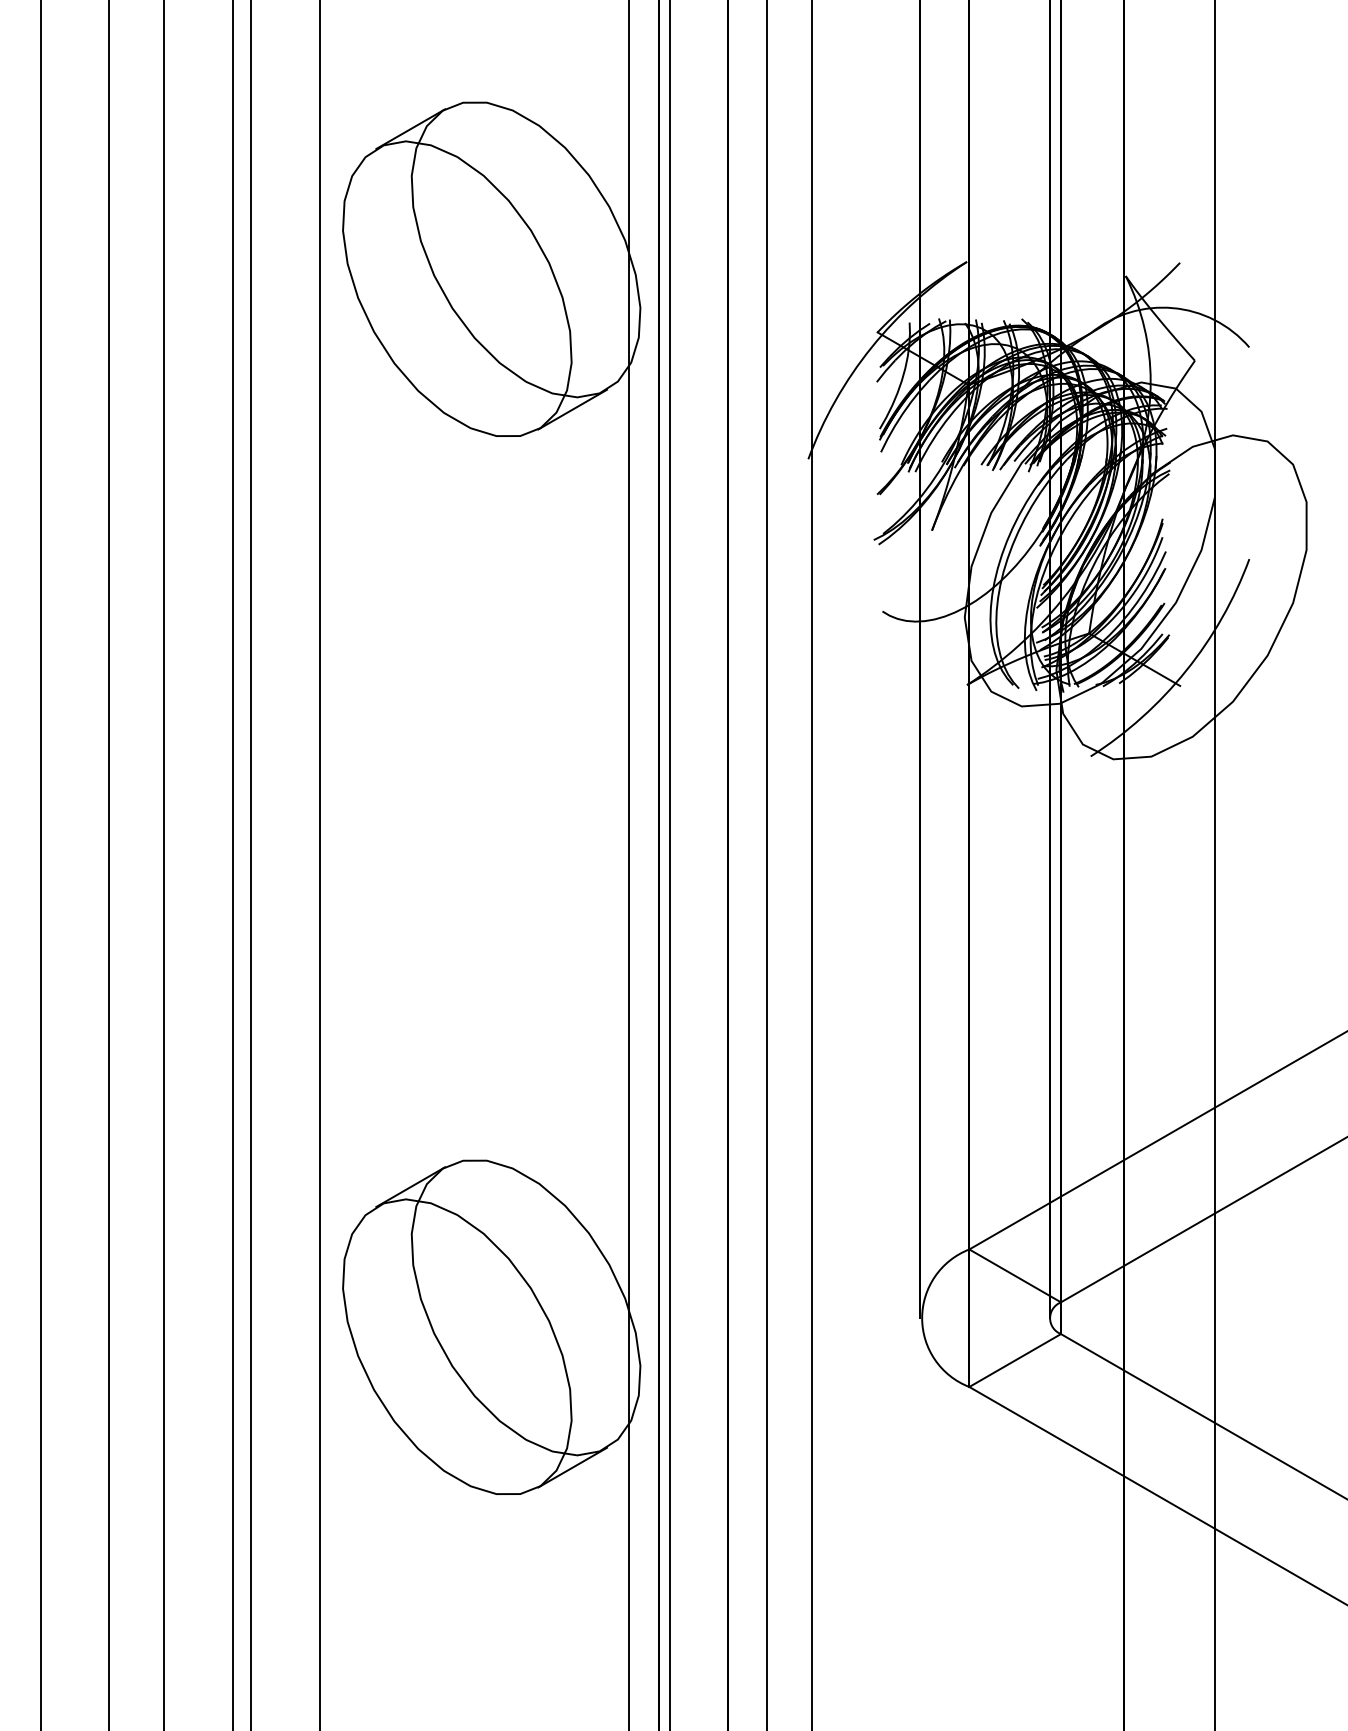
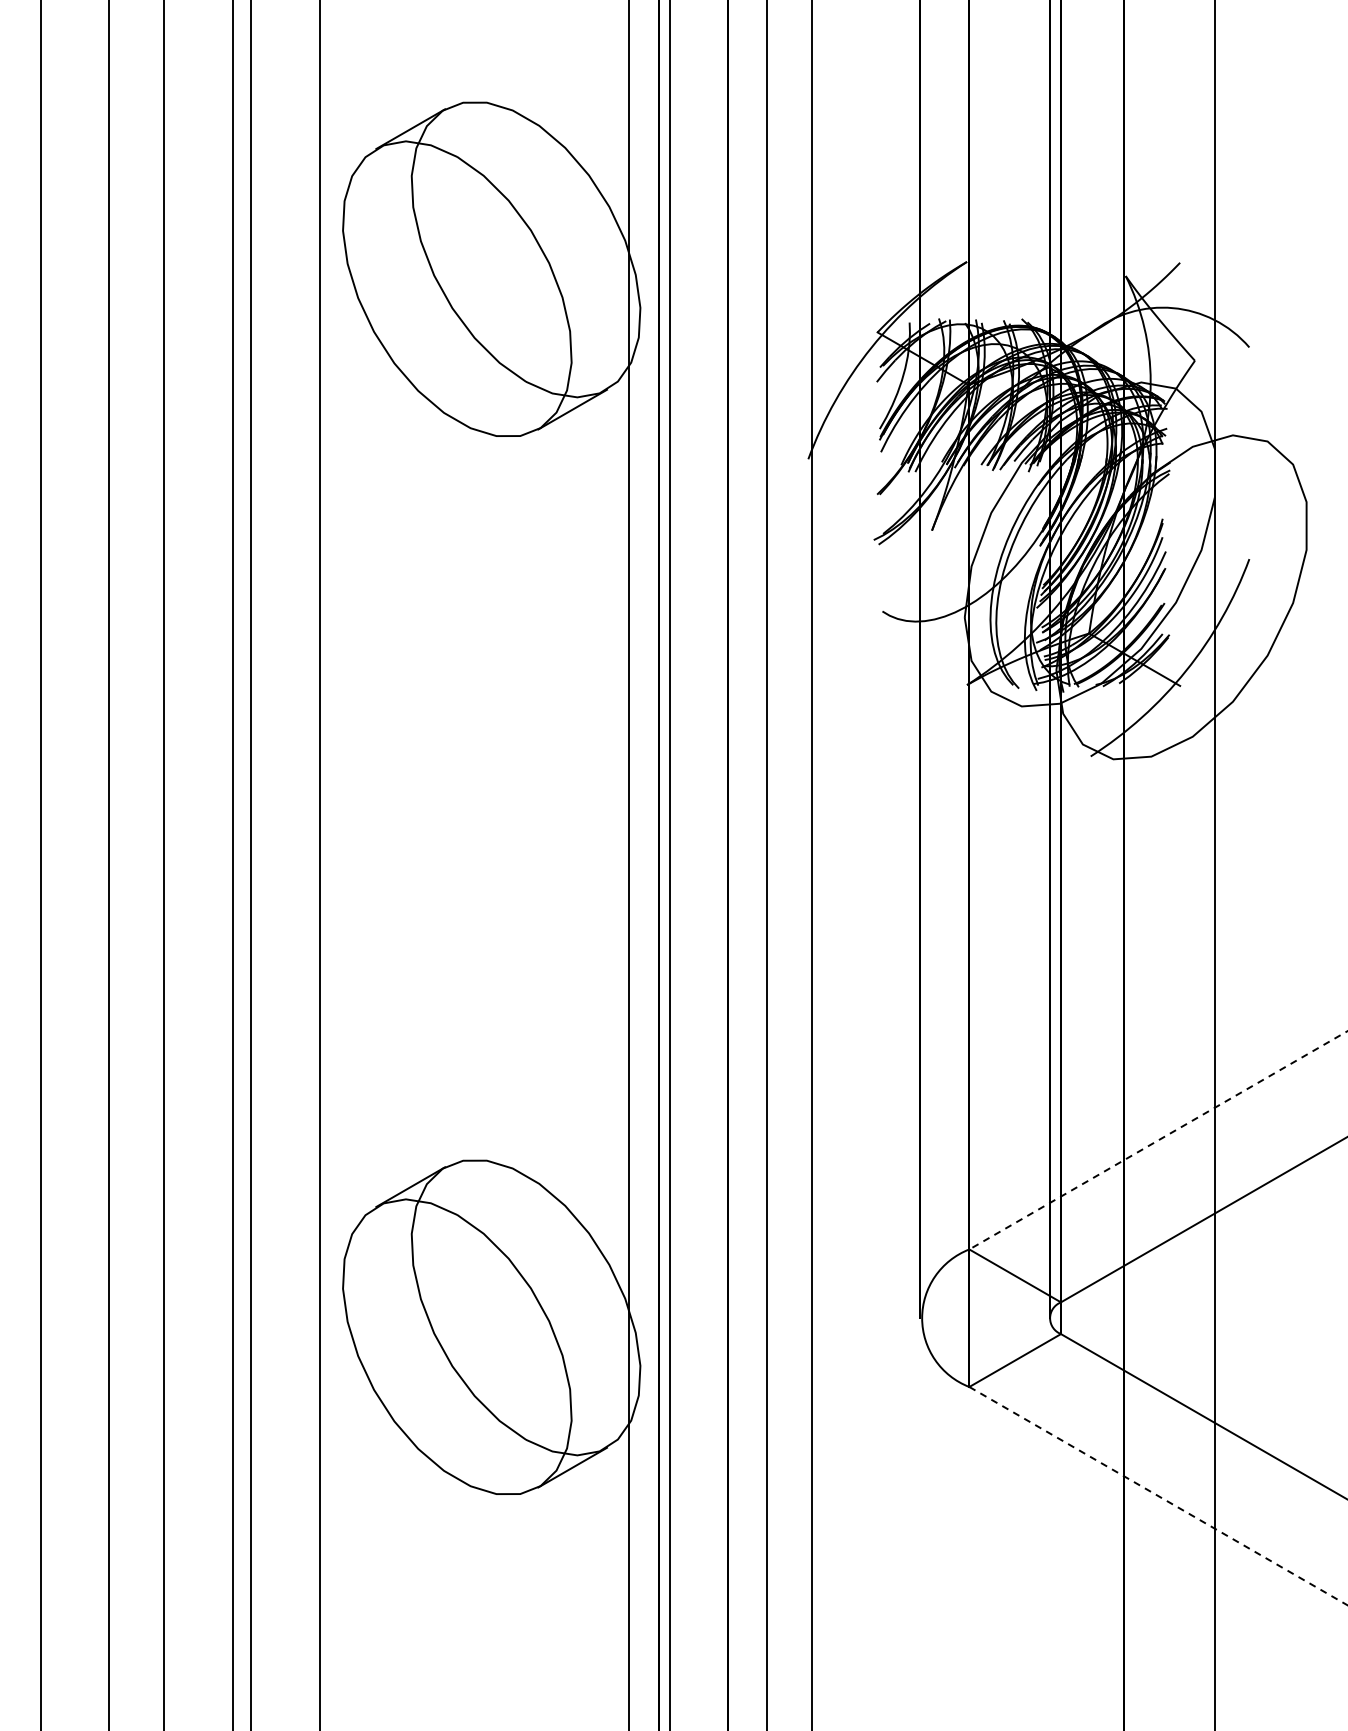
line: solid -> dashed (1158, 1140)
line: solid -> dashed (1158, 1496)
